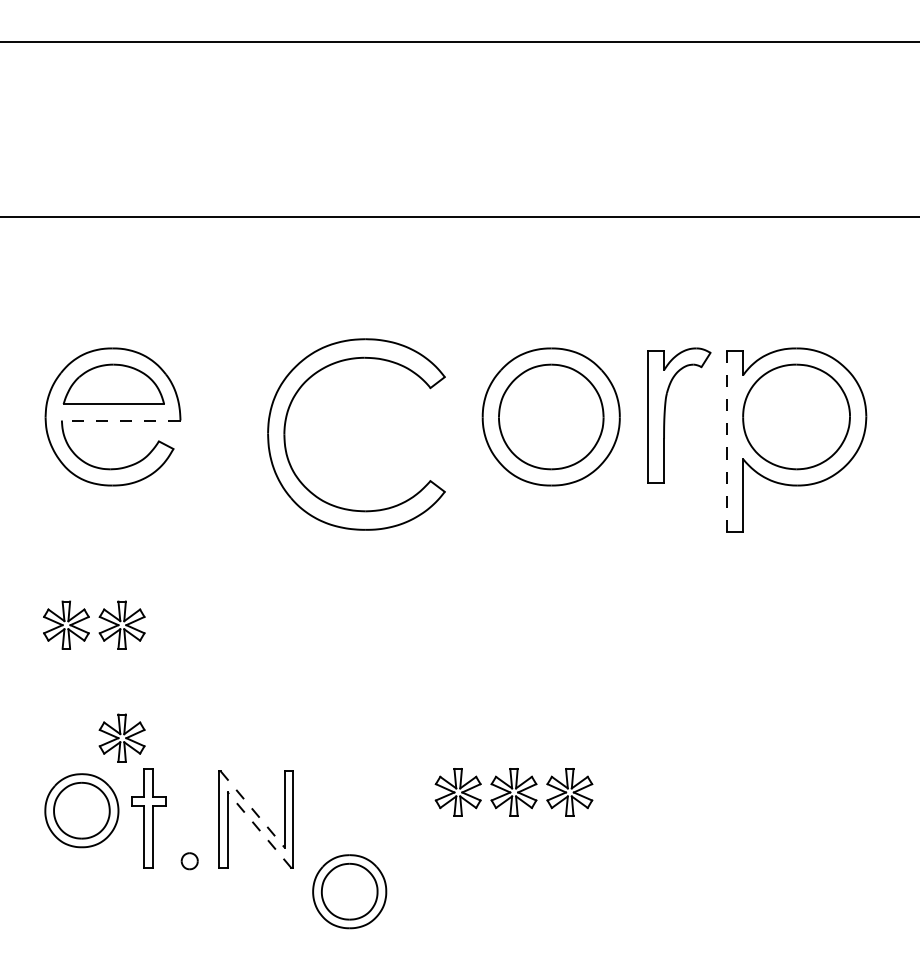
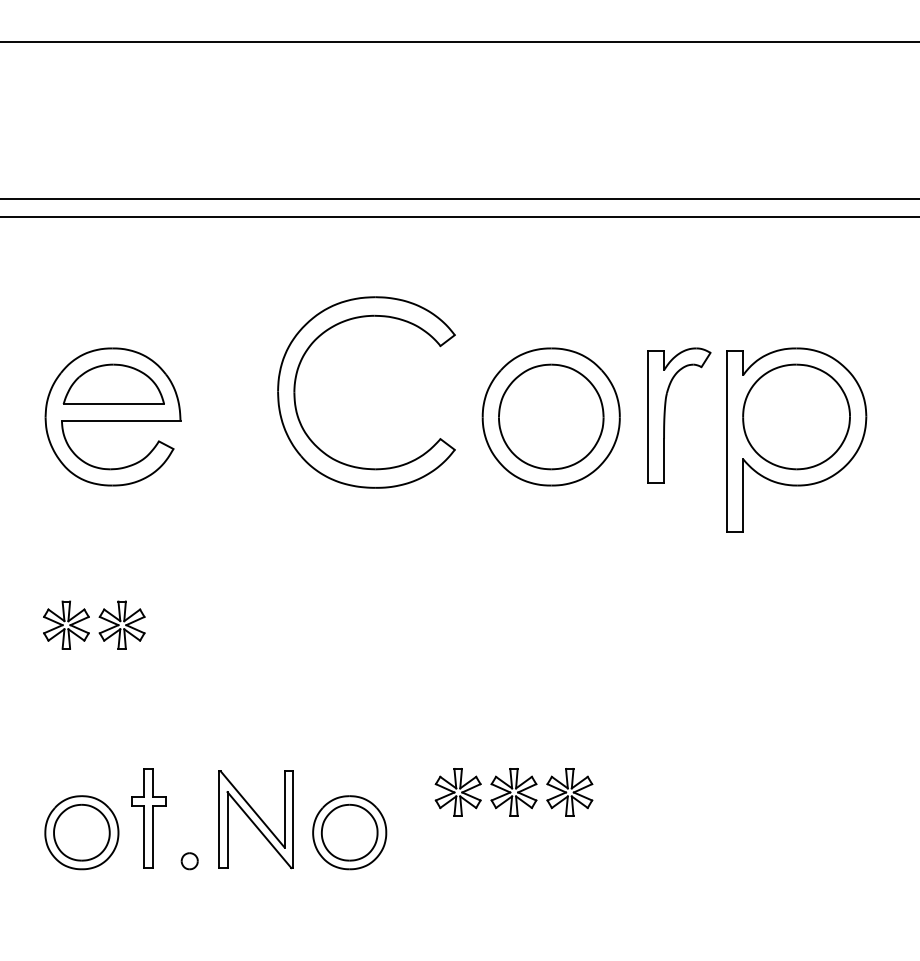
line: none -> present (459, 199)
line: dashed -> solid (120, 420)
part position: (286, 423) -> (296, 381) (296, 381)
line: dashed -> solid (726, 441)
part: present -> none (121, 737)
line: dashed -> solid (252, 809)
part position: (81, 810) -> (81, 832) (81, 832)
line: dashed -> solid (259, 830)
part position: (349, 891) -> (349, 832) (349, 832)
